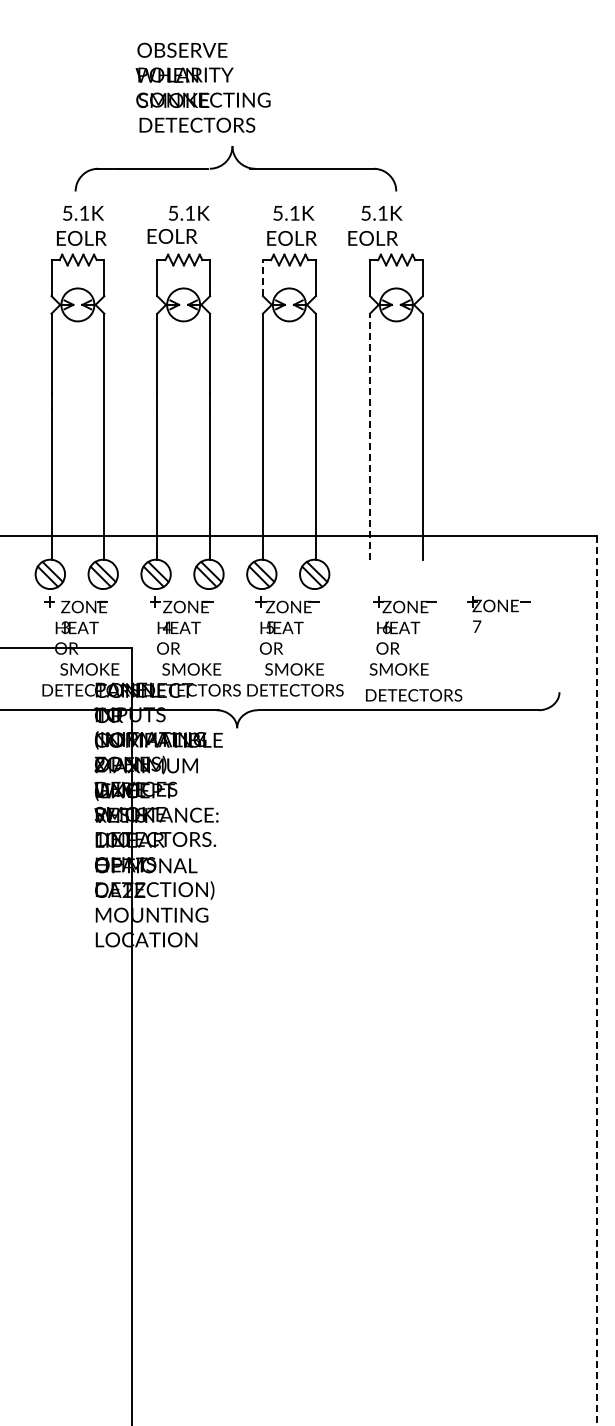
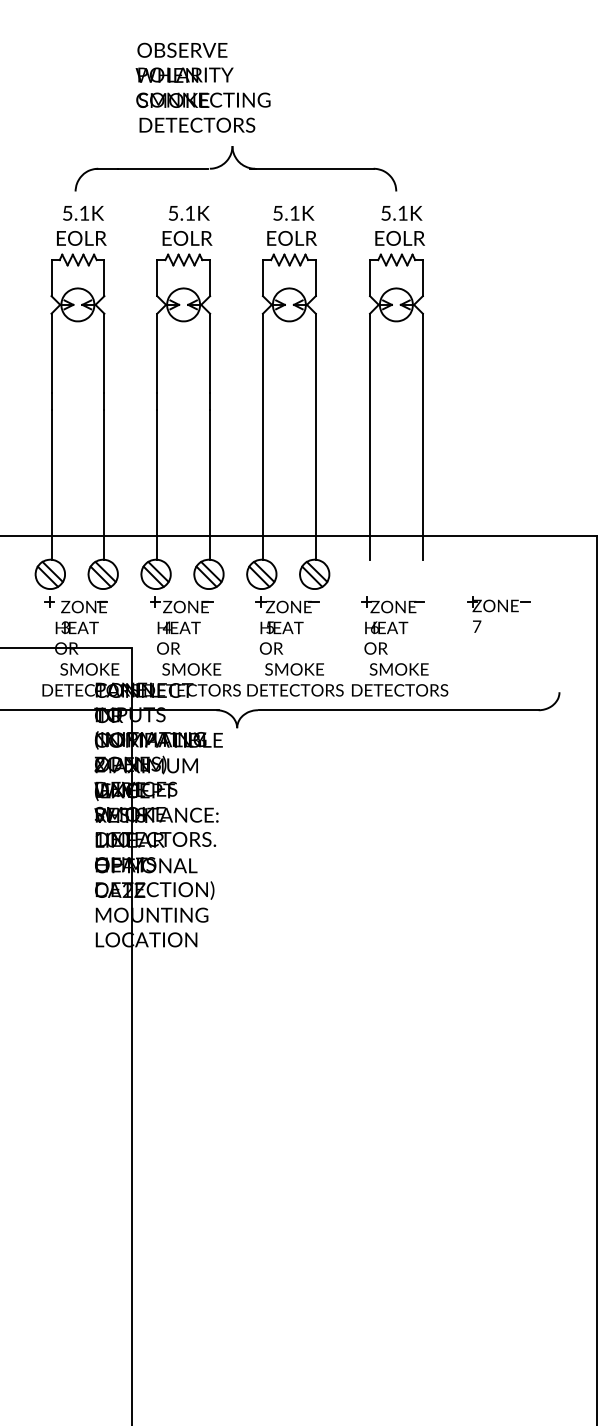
text position: (381, 213) -> (401, 213) (401, 213)
text position: (172, 236) -> (187, 238) (187, 238)
text position: (372, 238) -> (399, 238) (399, 238)
line: dashed -> solid (262, 277)
line: dashed -> solid (370, 436)
part position: (404, 625) -> (392, 625) (392, 625)
text position: (414, 695) -> (400, 690) (400, 690)
line: dashed -> solid (596, 981)
